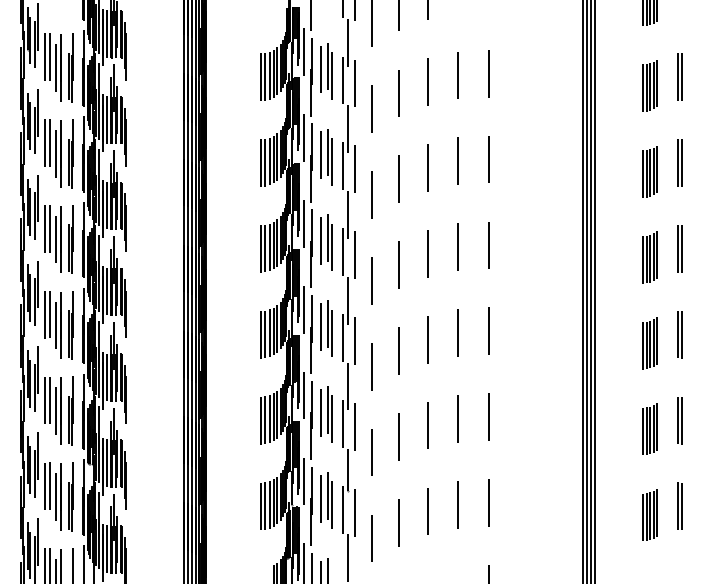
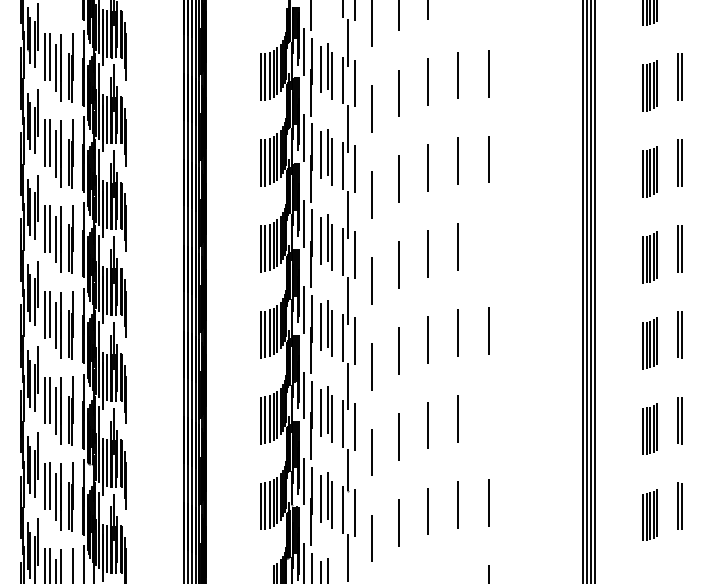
line: present -> none (488, 245)
line: present -> none (488, 416)
